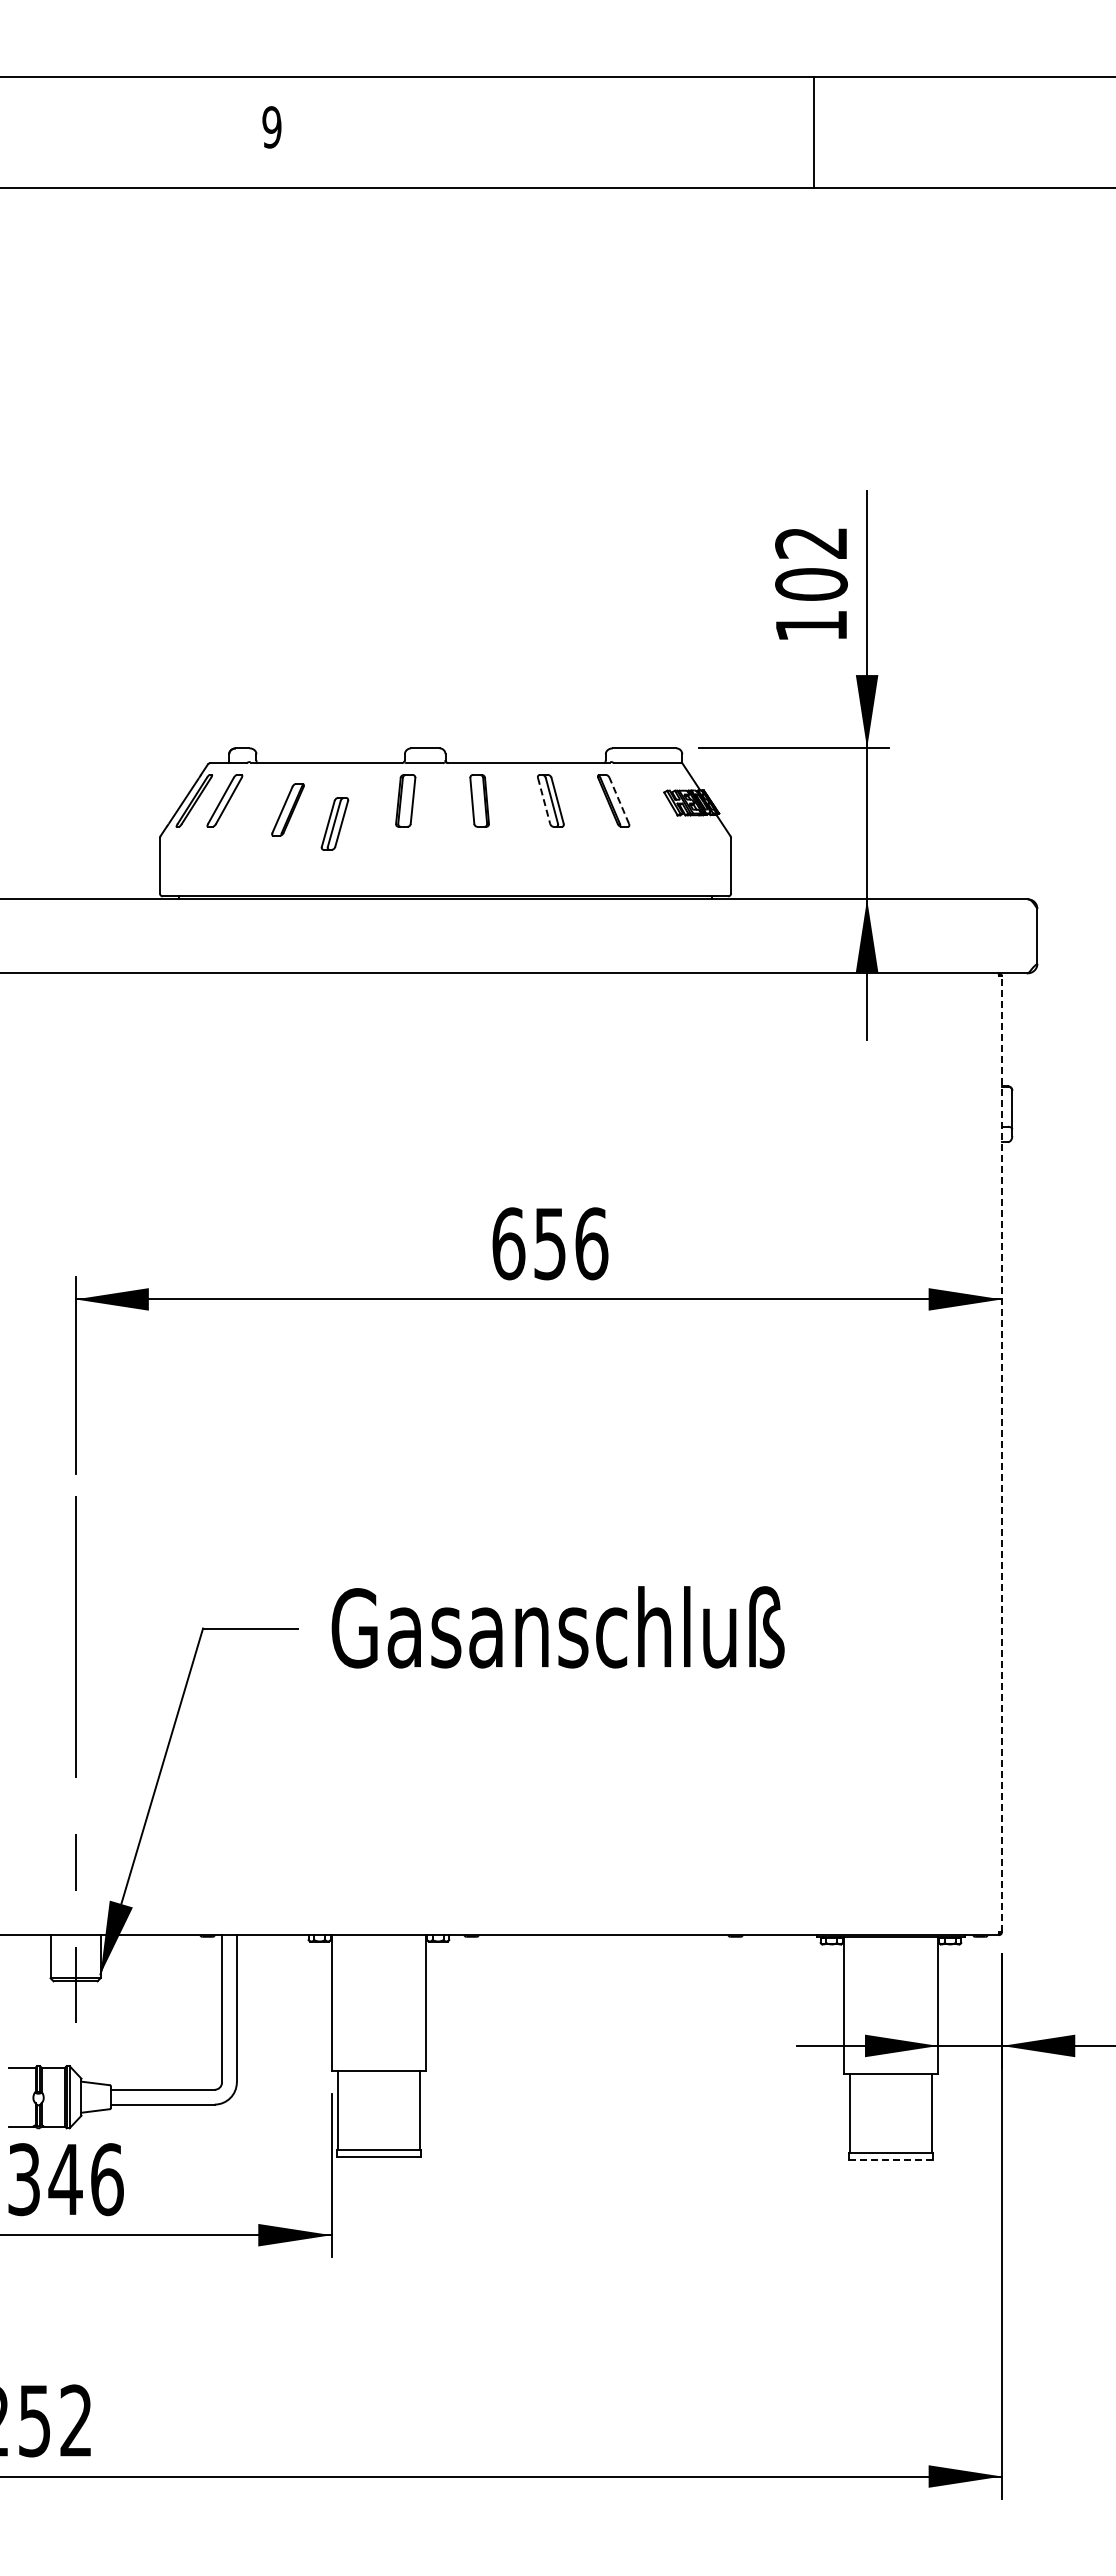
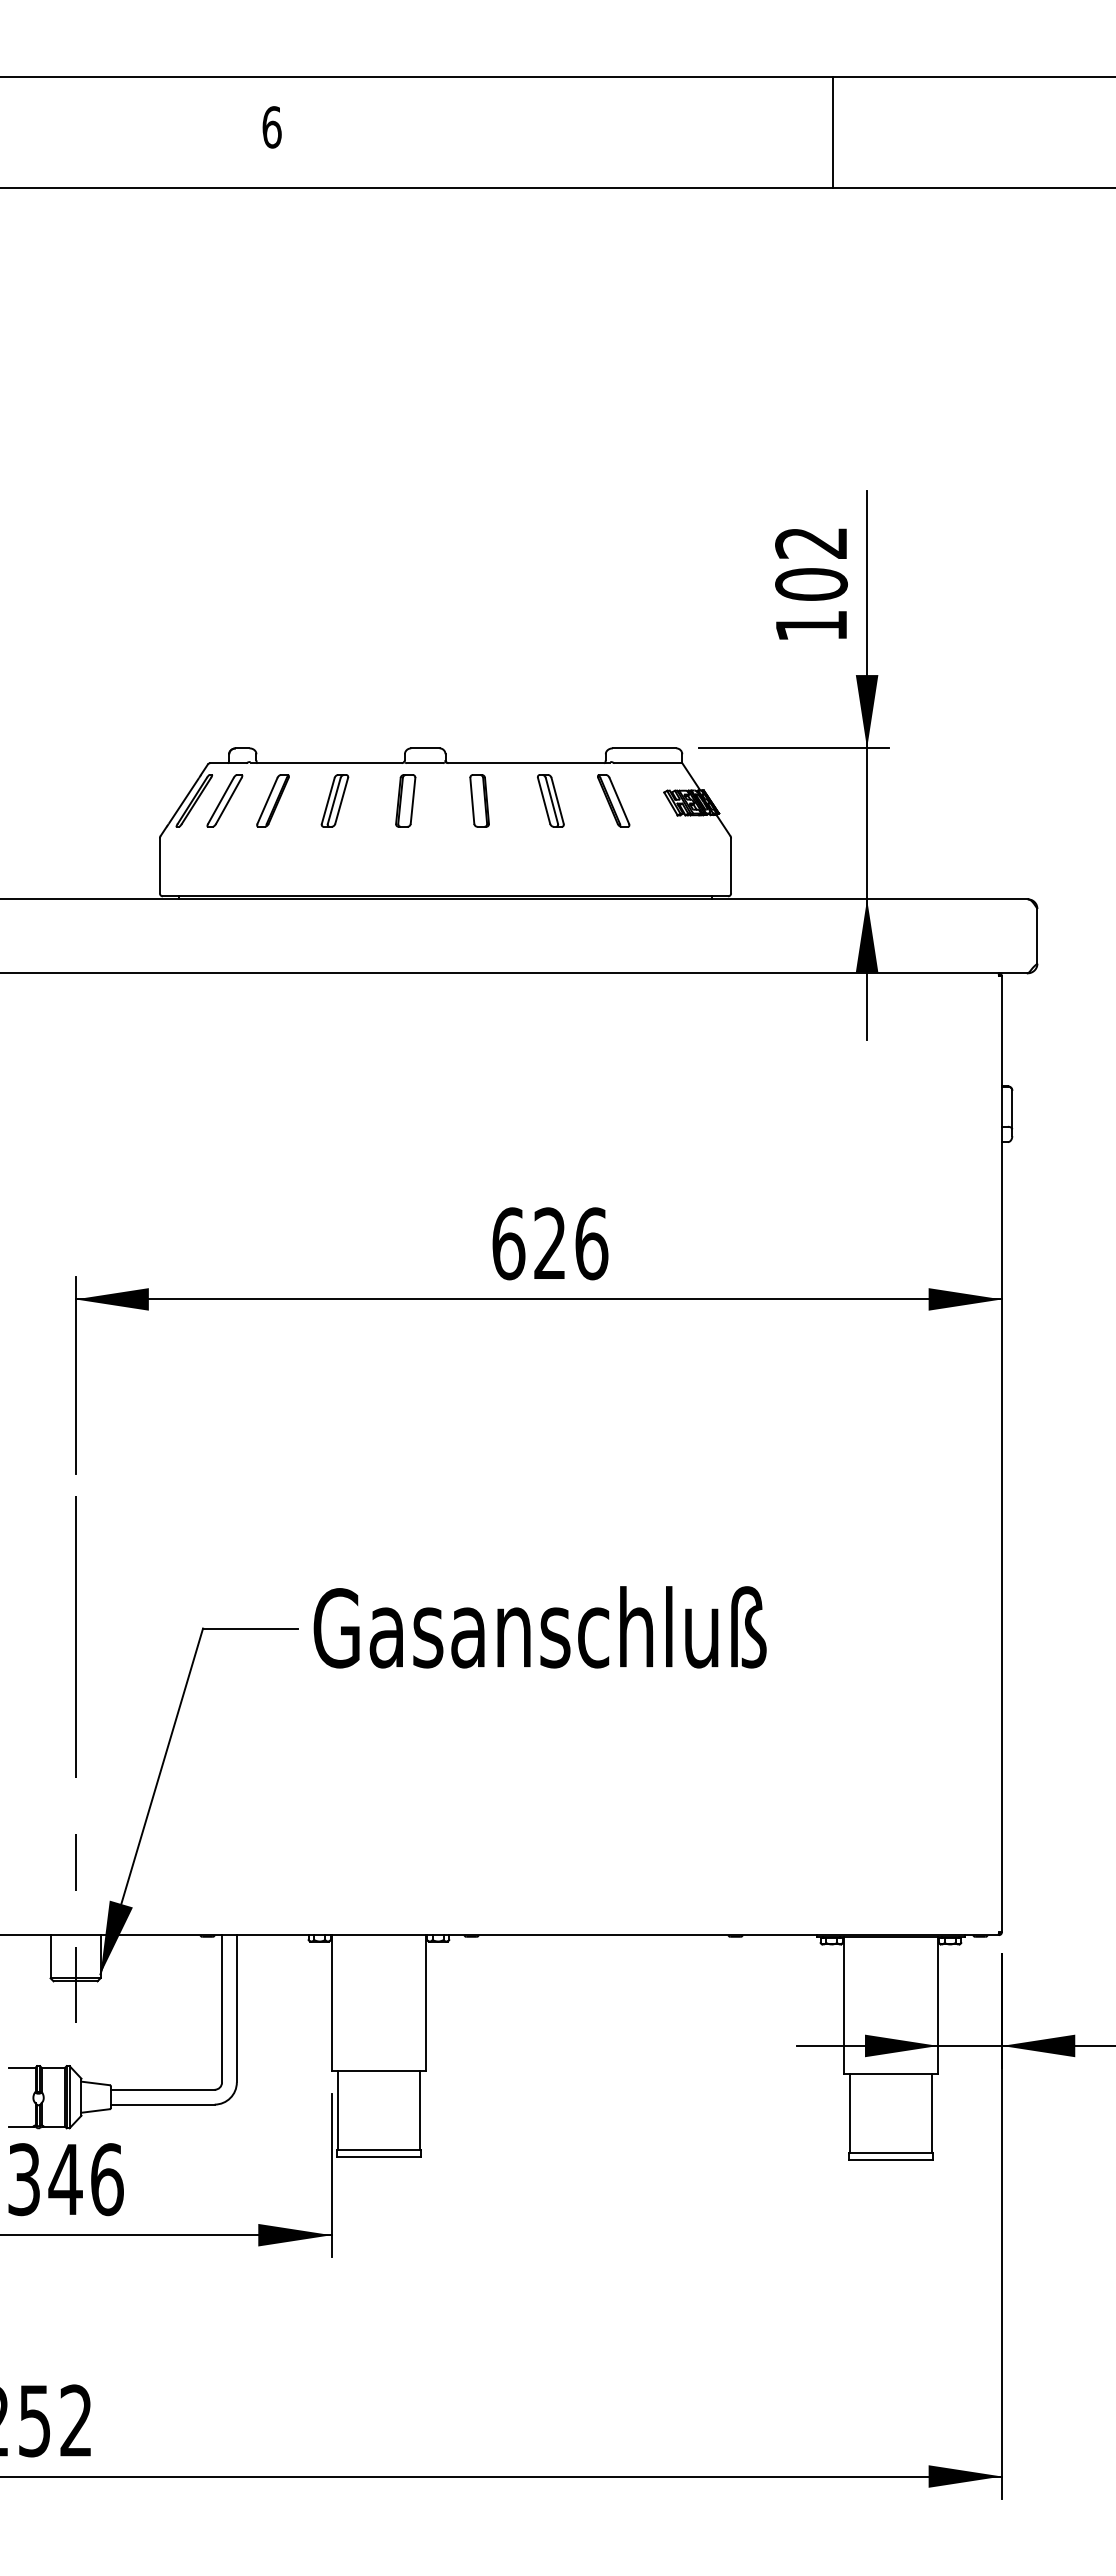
text: 9 -> 6 (271, 127)
line position: (814, 132) -> (833, 132) (833, 132)
line: dashed -> solid (544, 800)
line: dashed -> solid (619, 800)
part position: (287, 809) -> (272, 800) (272, 800)
part position: (334, 823) -> (334, 800) (334, 800)
text: 656 -> 626 (549, 1243)
line: dashed -> solid (1001, 1454)
text position: (557, 1627) -> (539, 1627) (539, 1627)
line: dashed -> solid (891, 2160)
